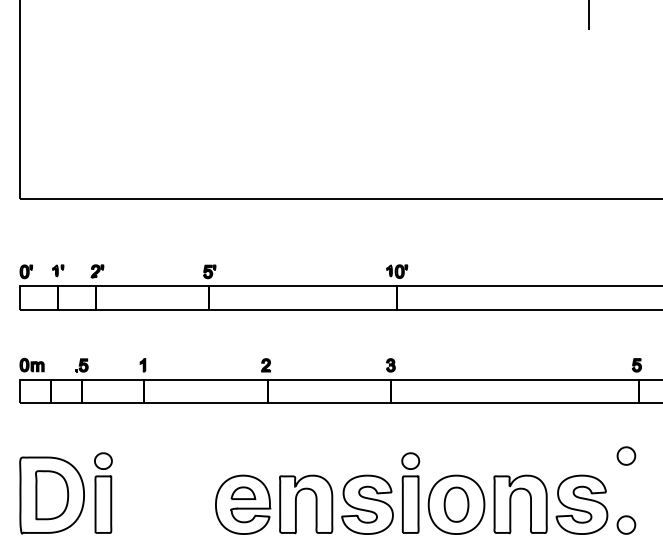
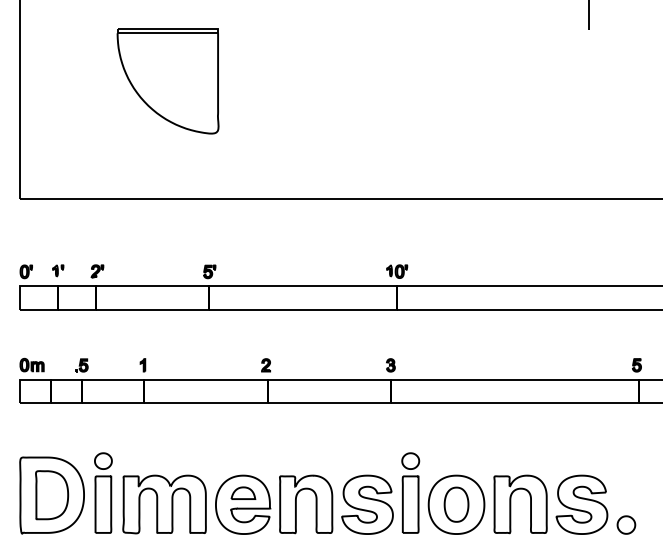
part: none -> present (167, 81)
part: present -> none (626, 455)
part: none -> present (164, 504)
